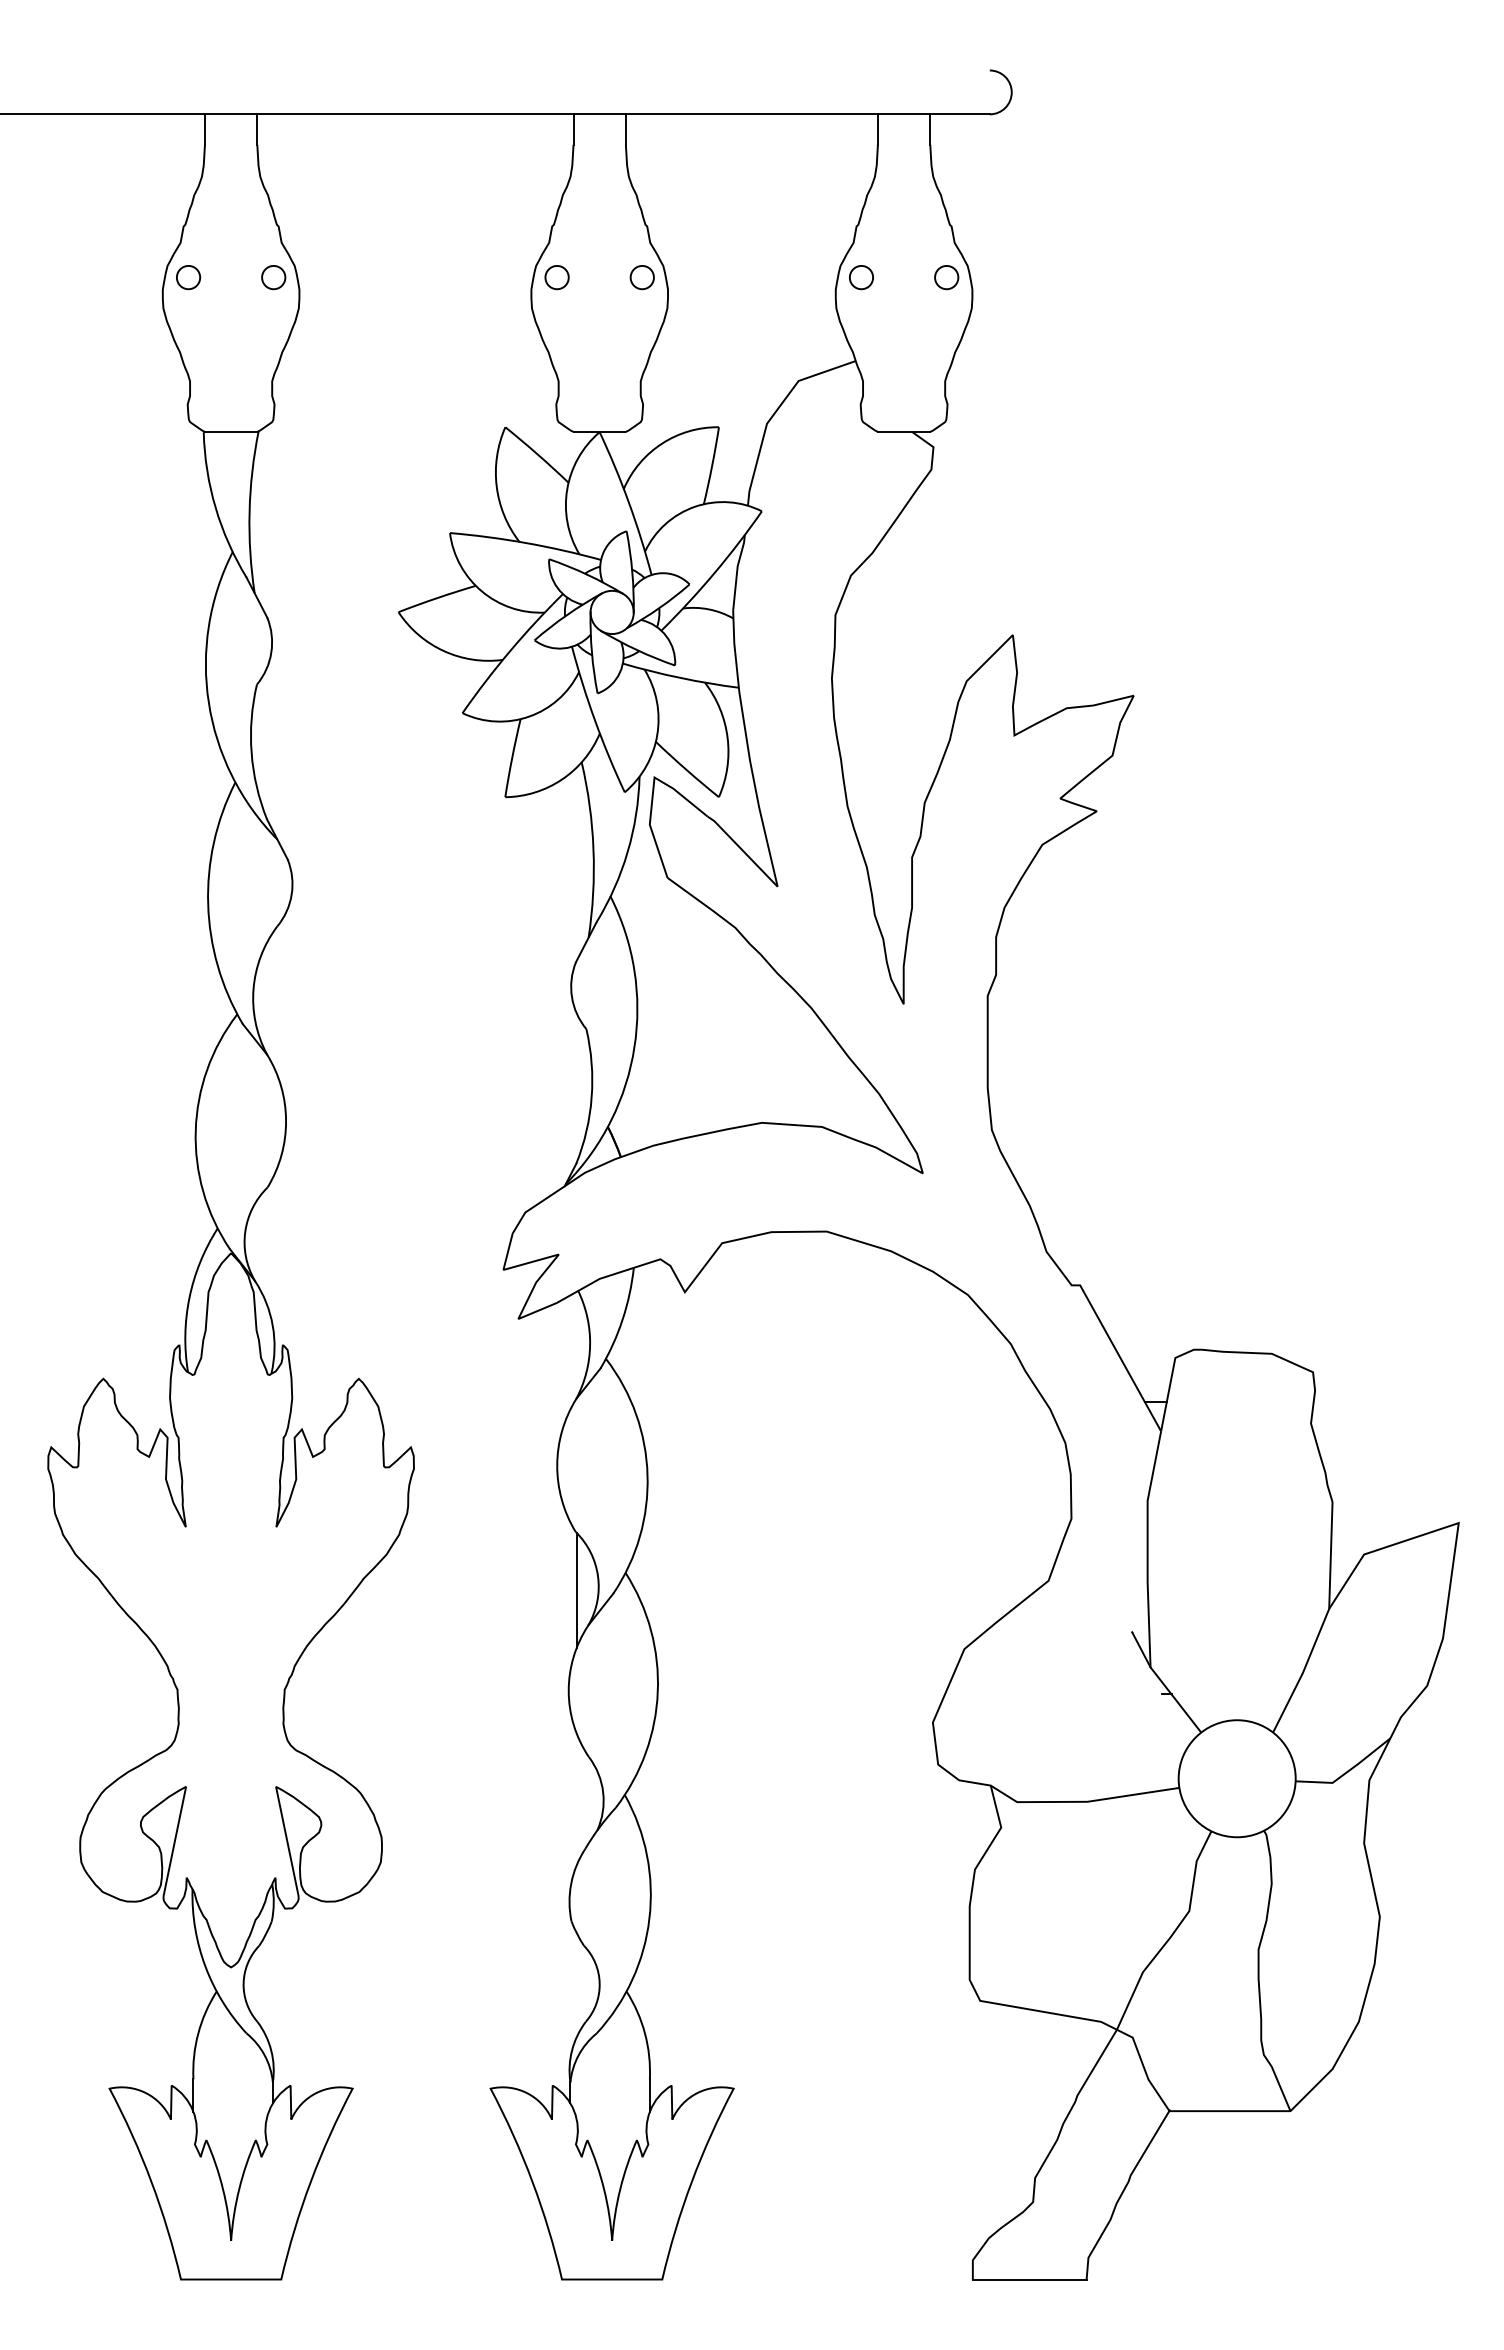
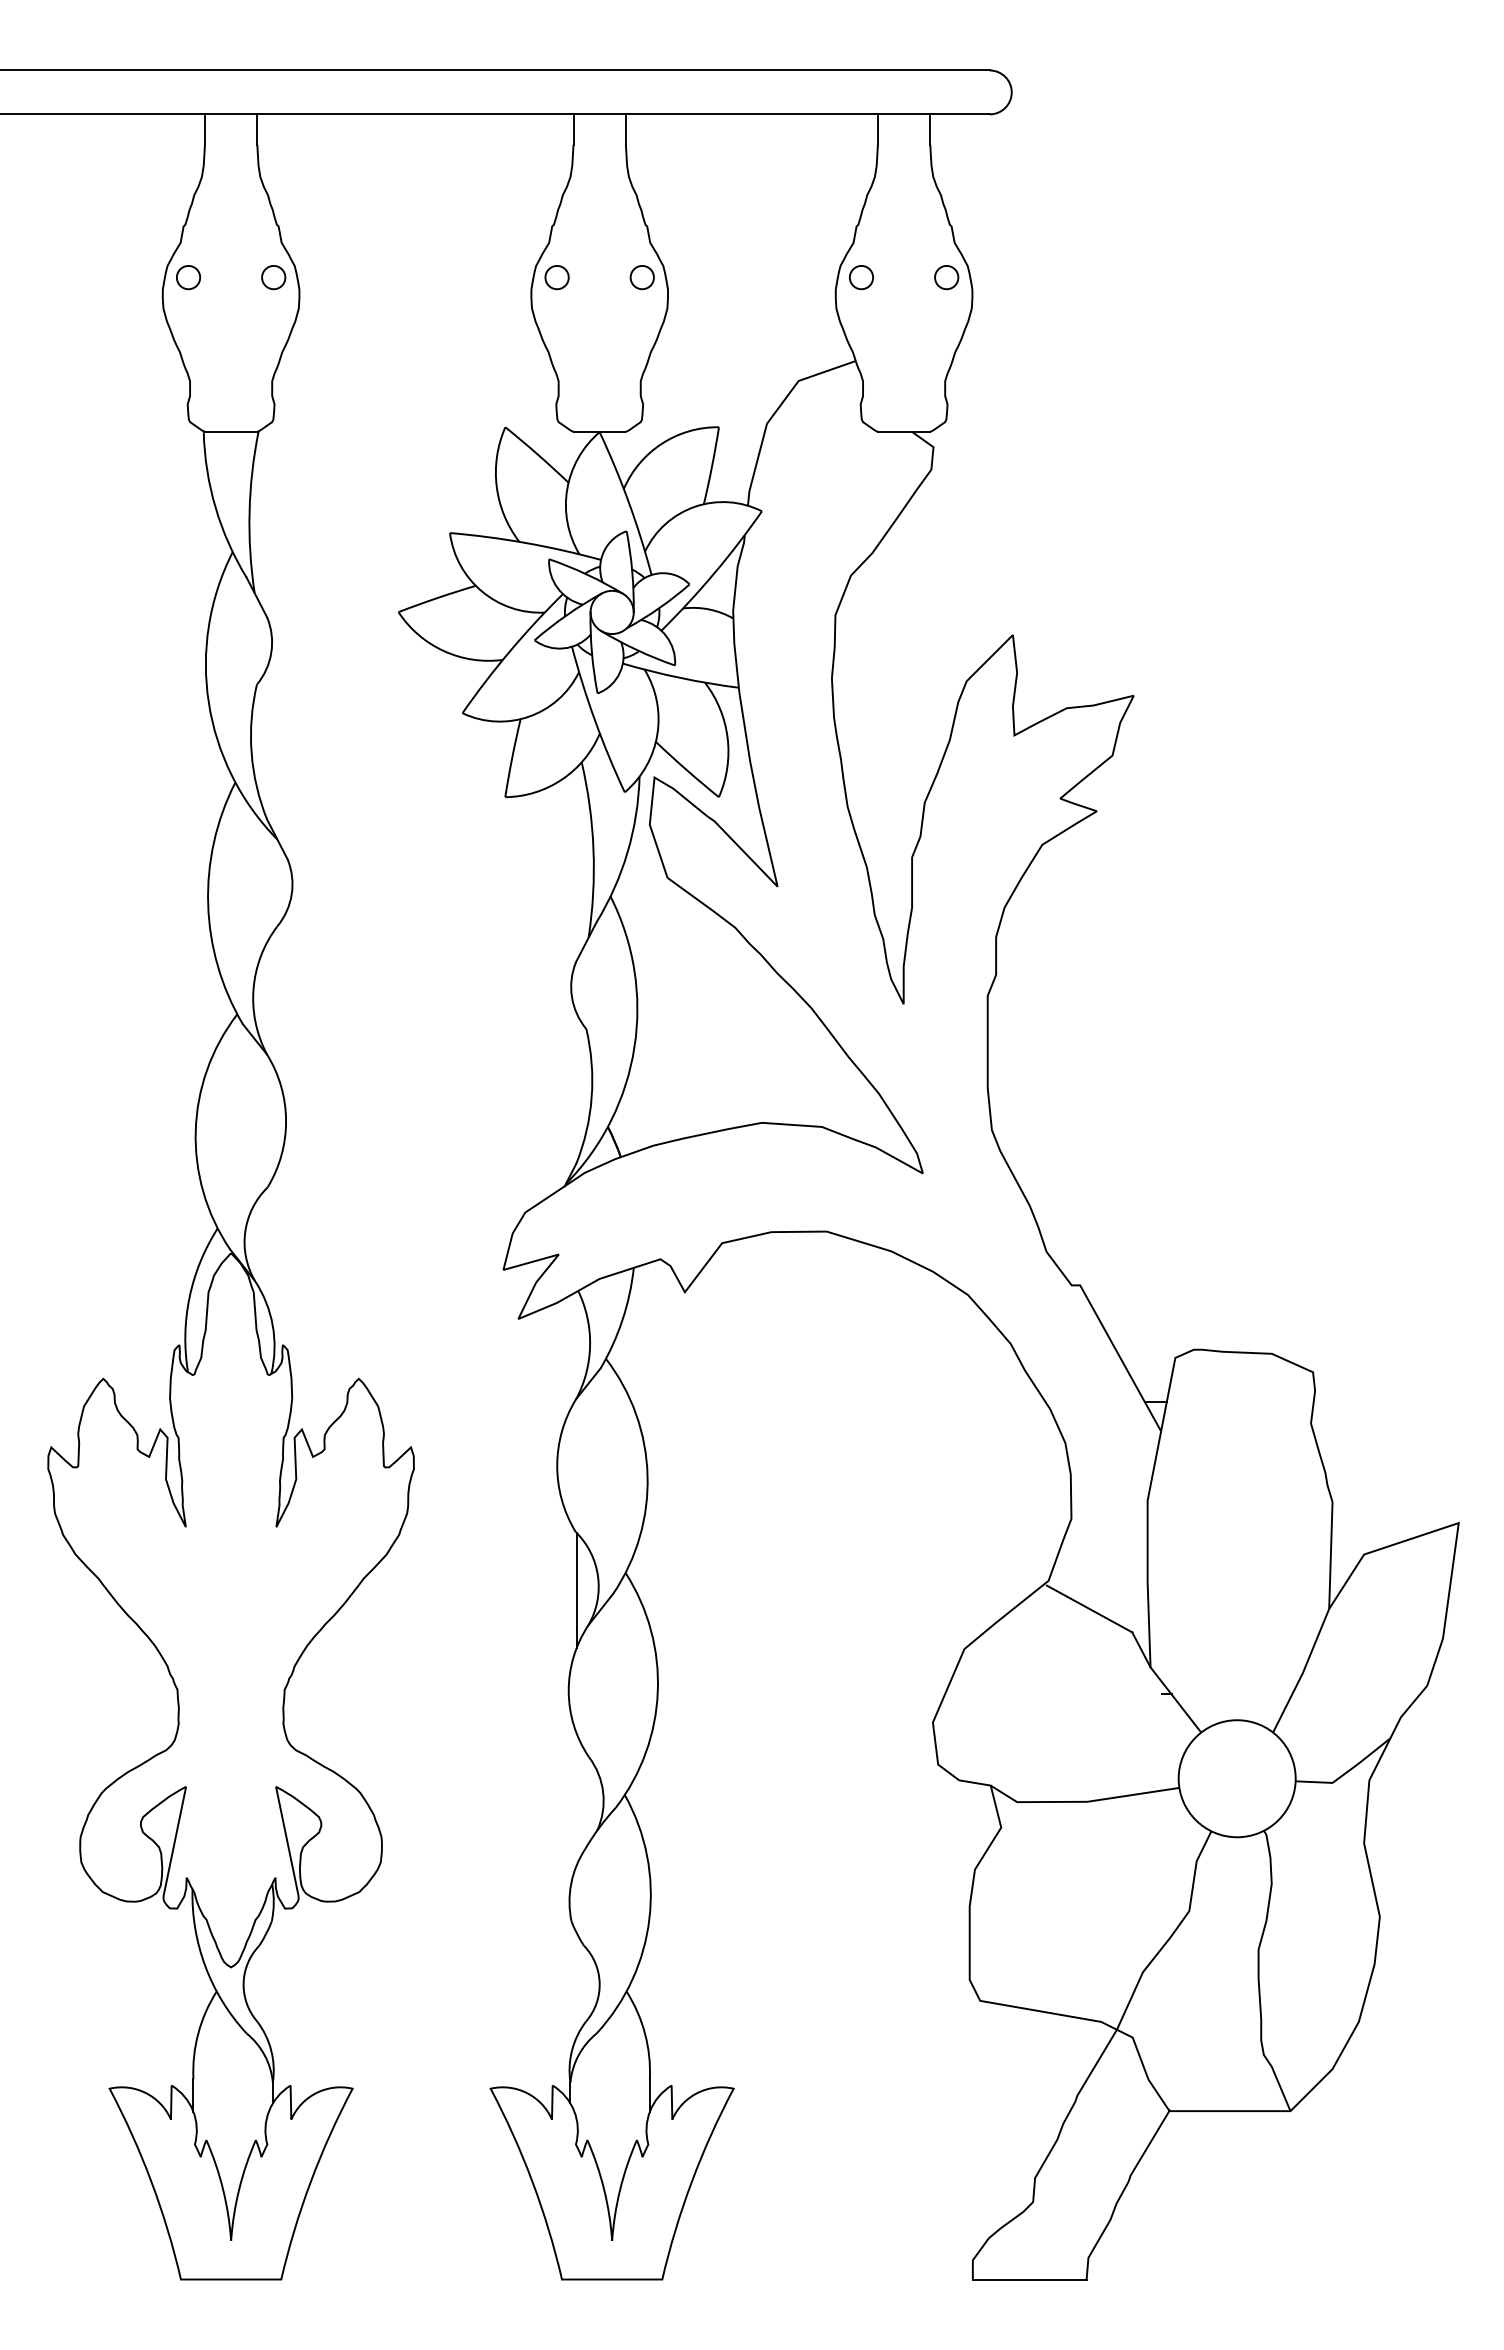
line: none -> present (495, 70)
line: none -> present (1089, 1608)
